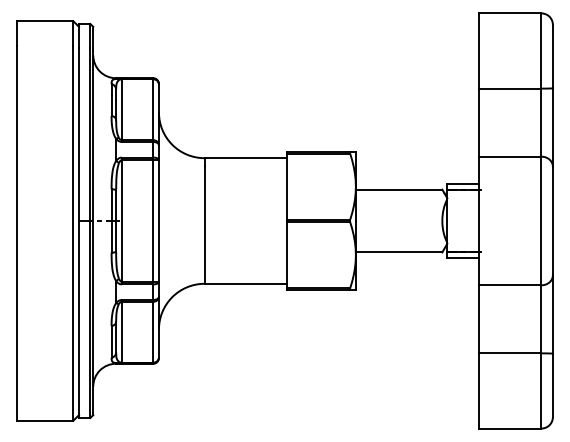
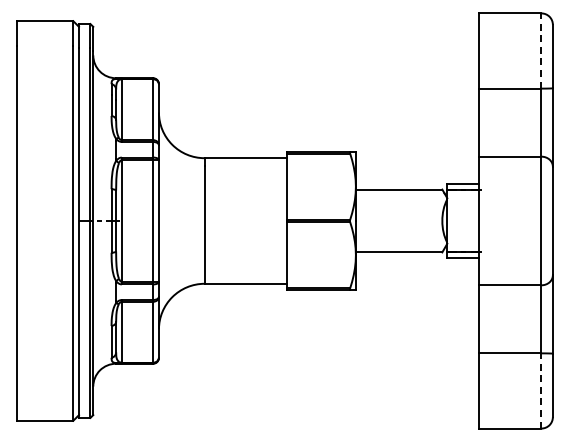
line: solid -> dashed (541, 51)
line: solid -> dashed (541, 390)
